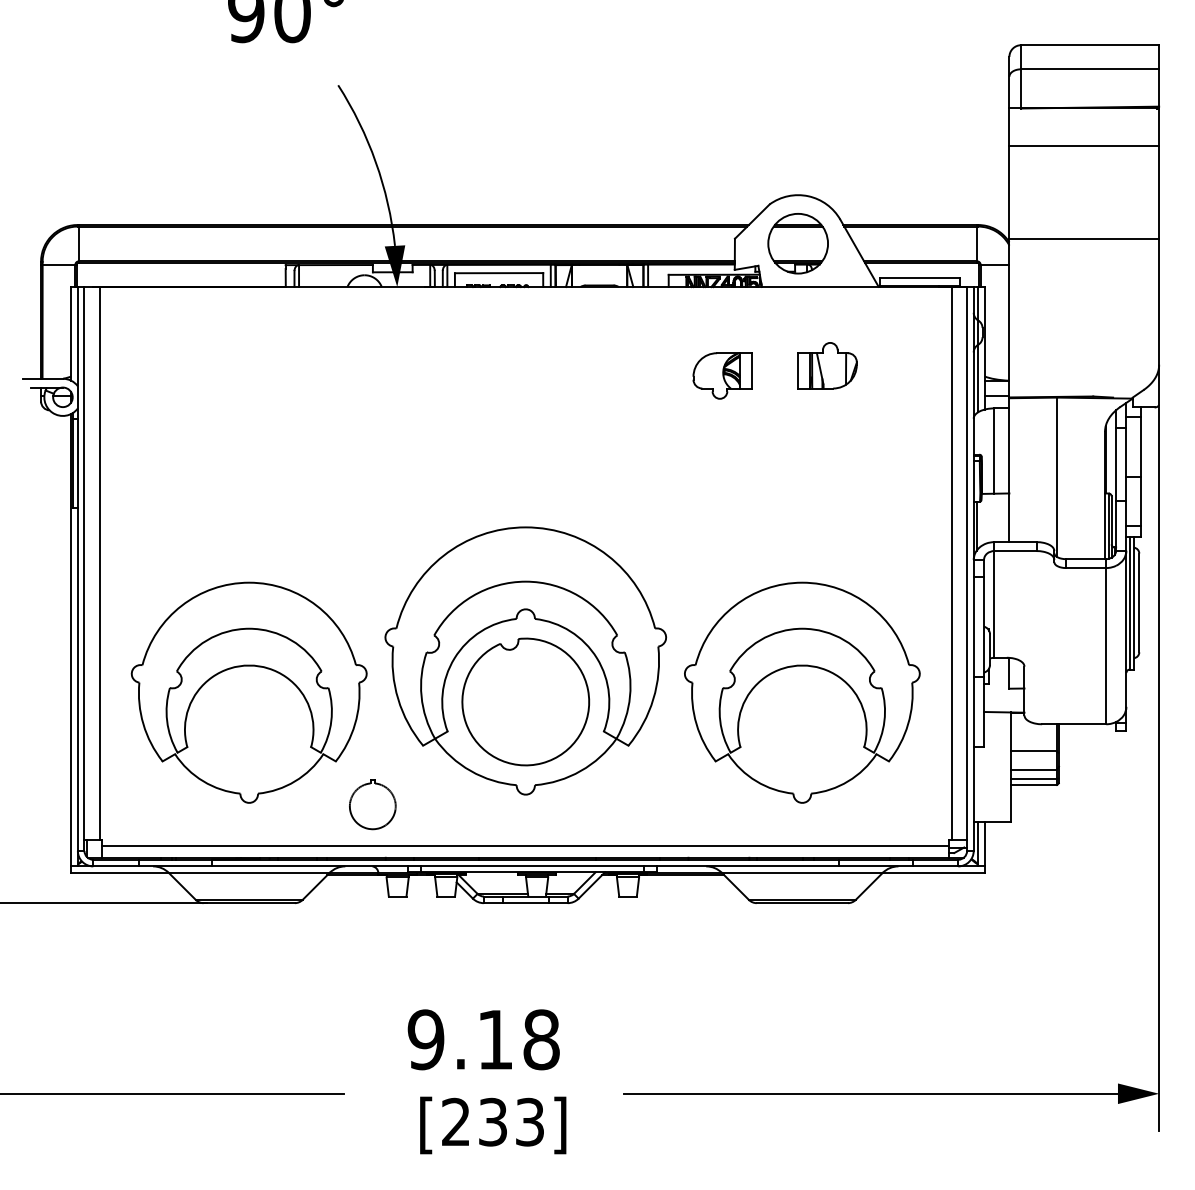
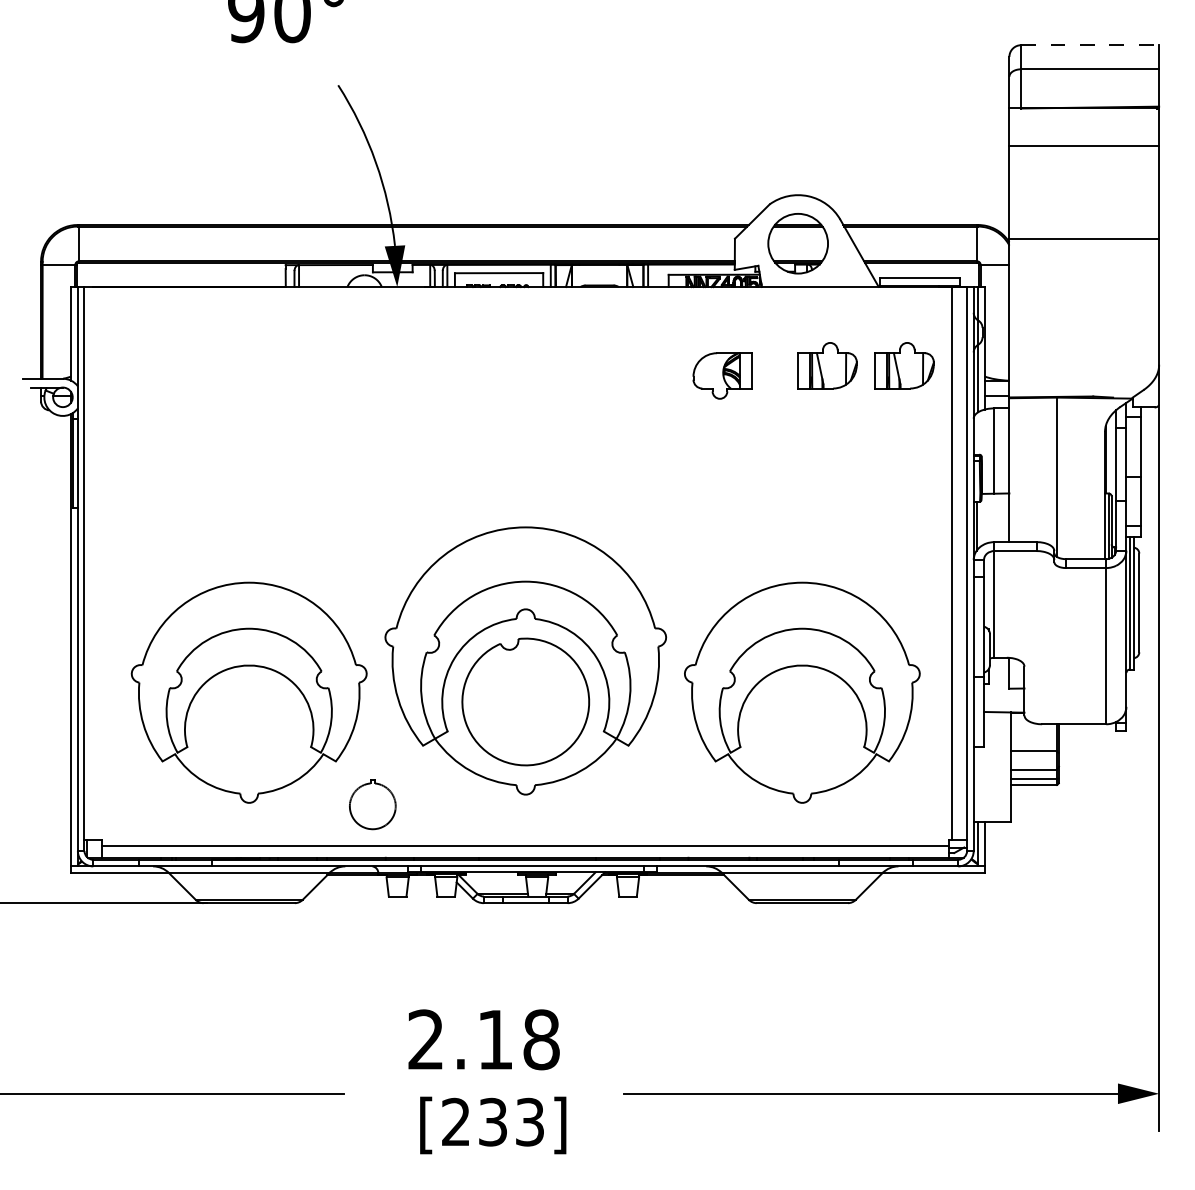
line: solid -> dashed (1090, 45)
part: none -> present (904, 365)
line: present -> none (99, 563)
text: 9.18 -> 2.18 (425, 1039)
